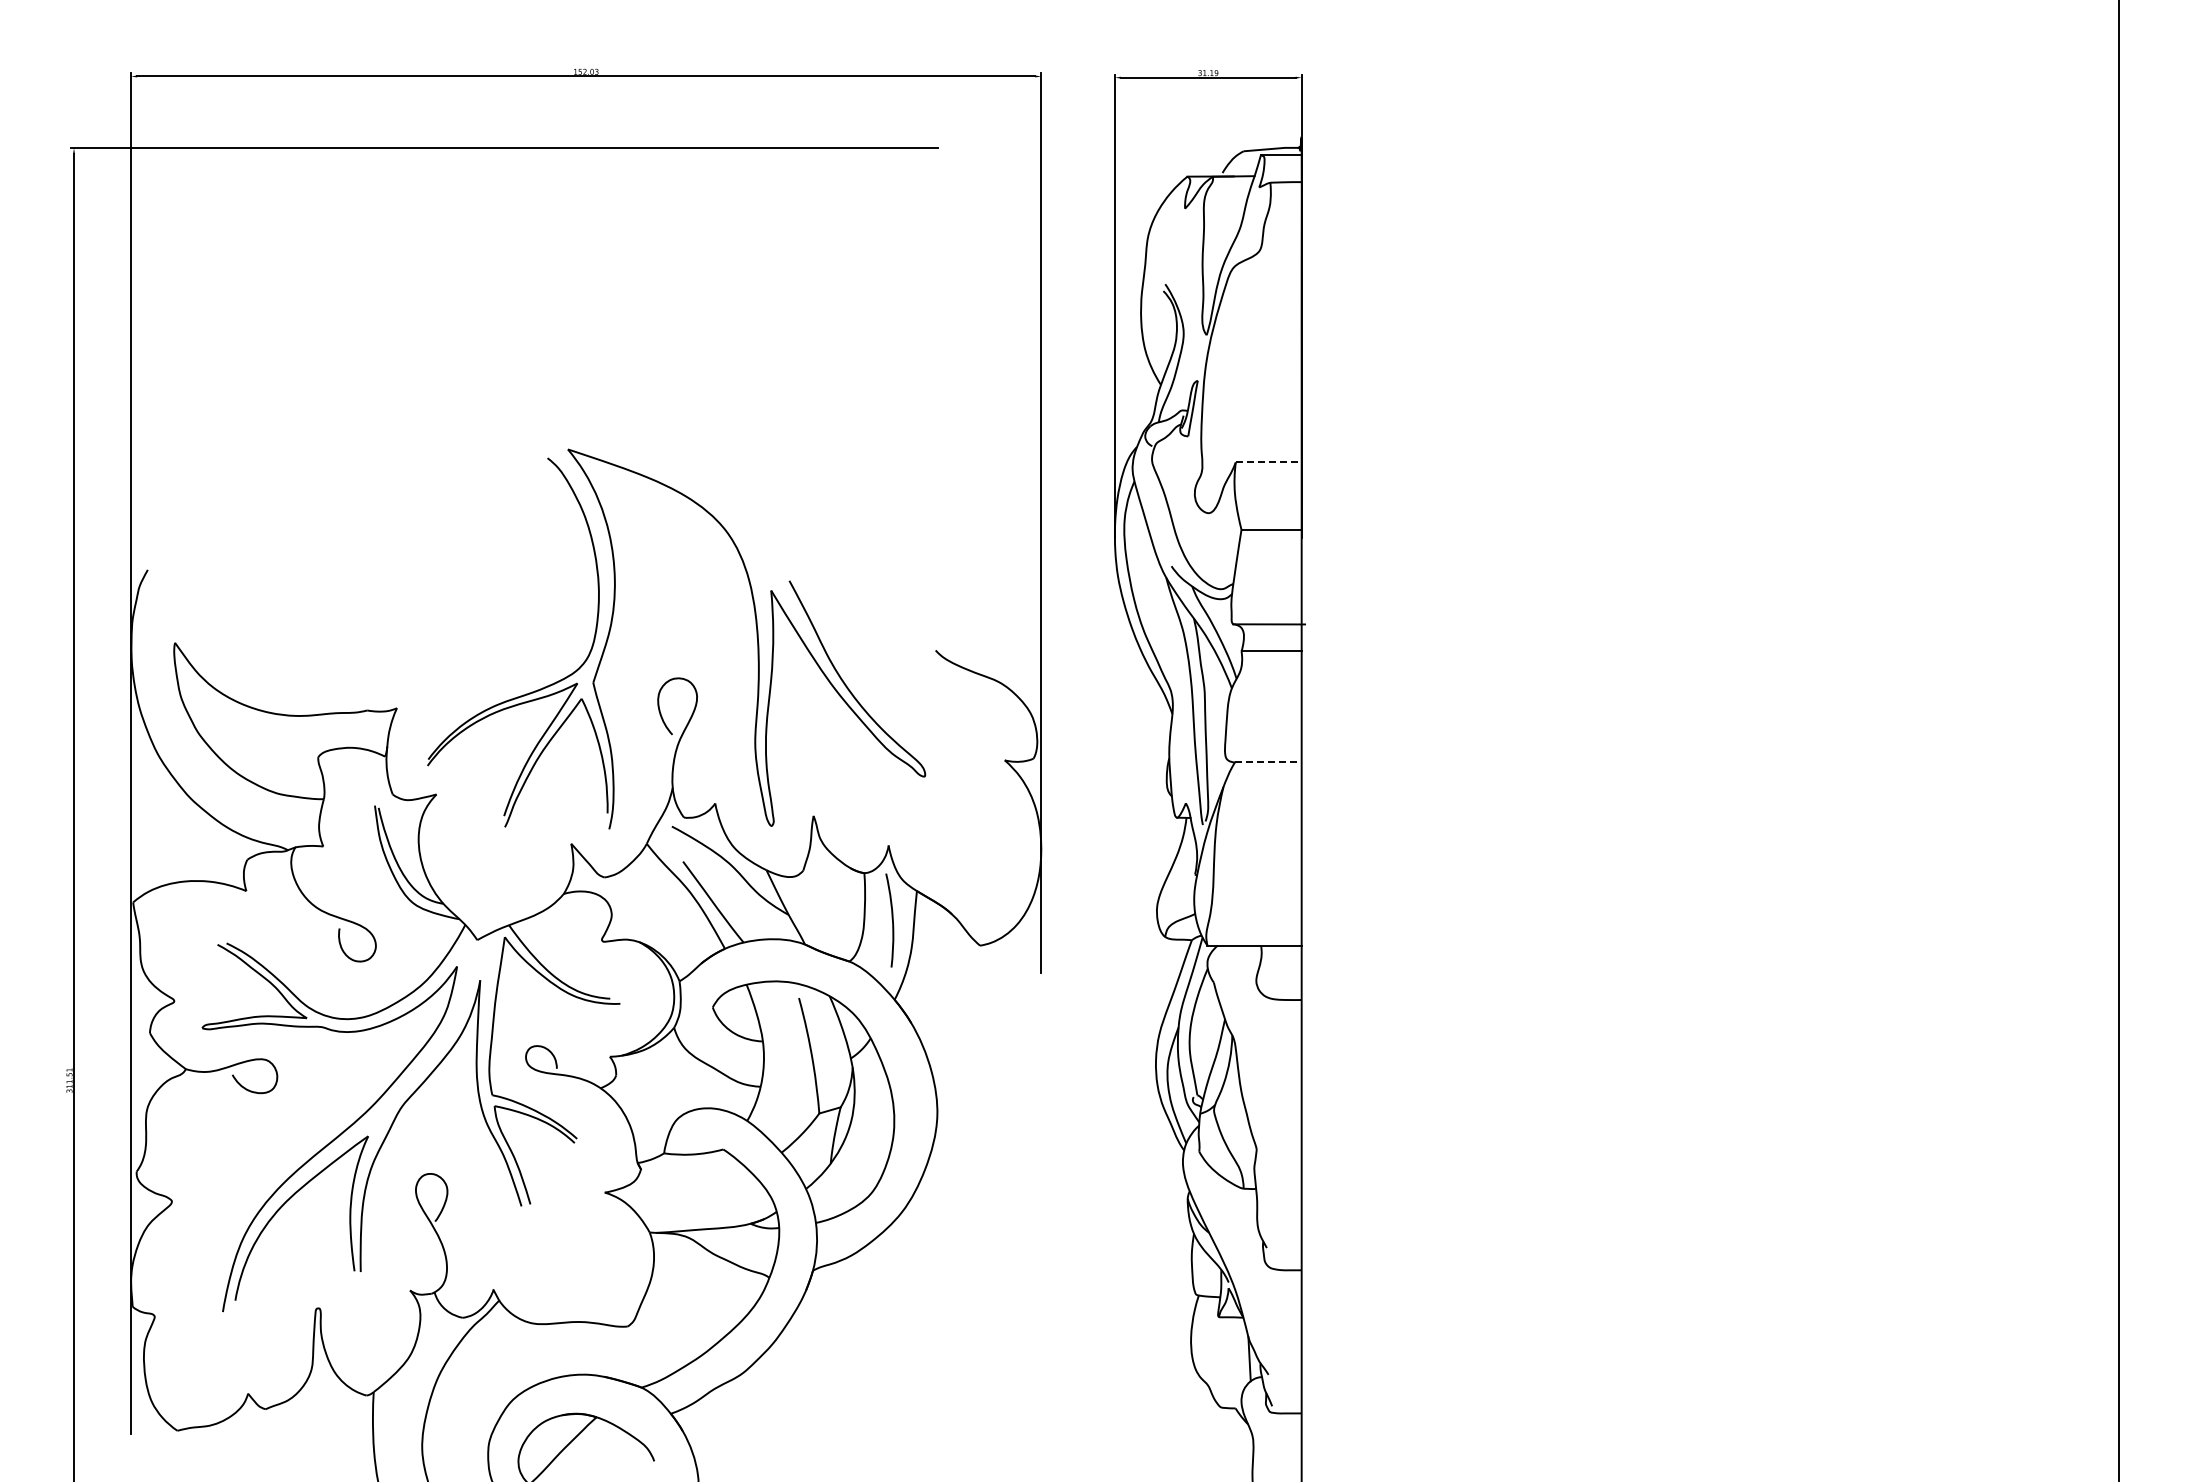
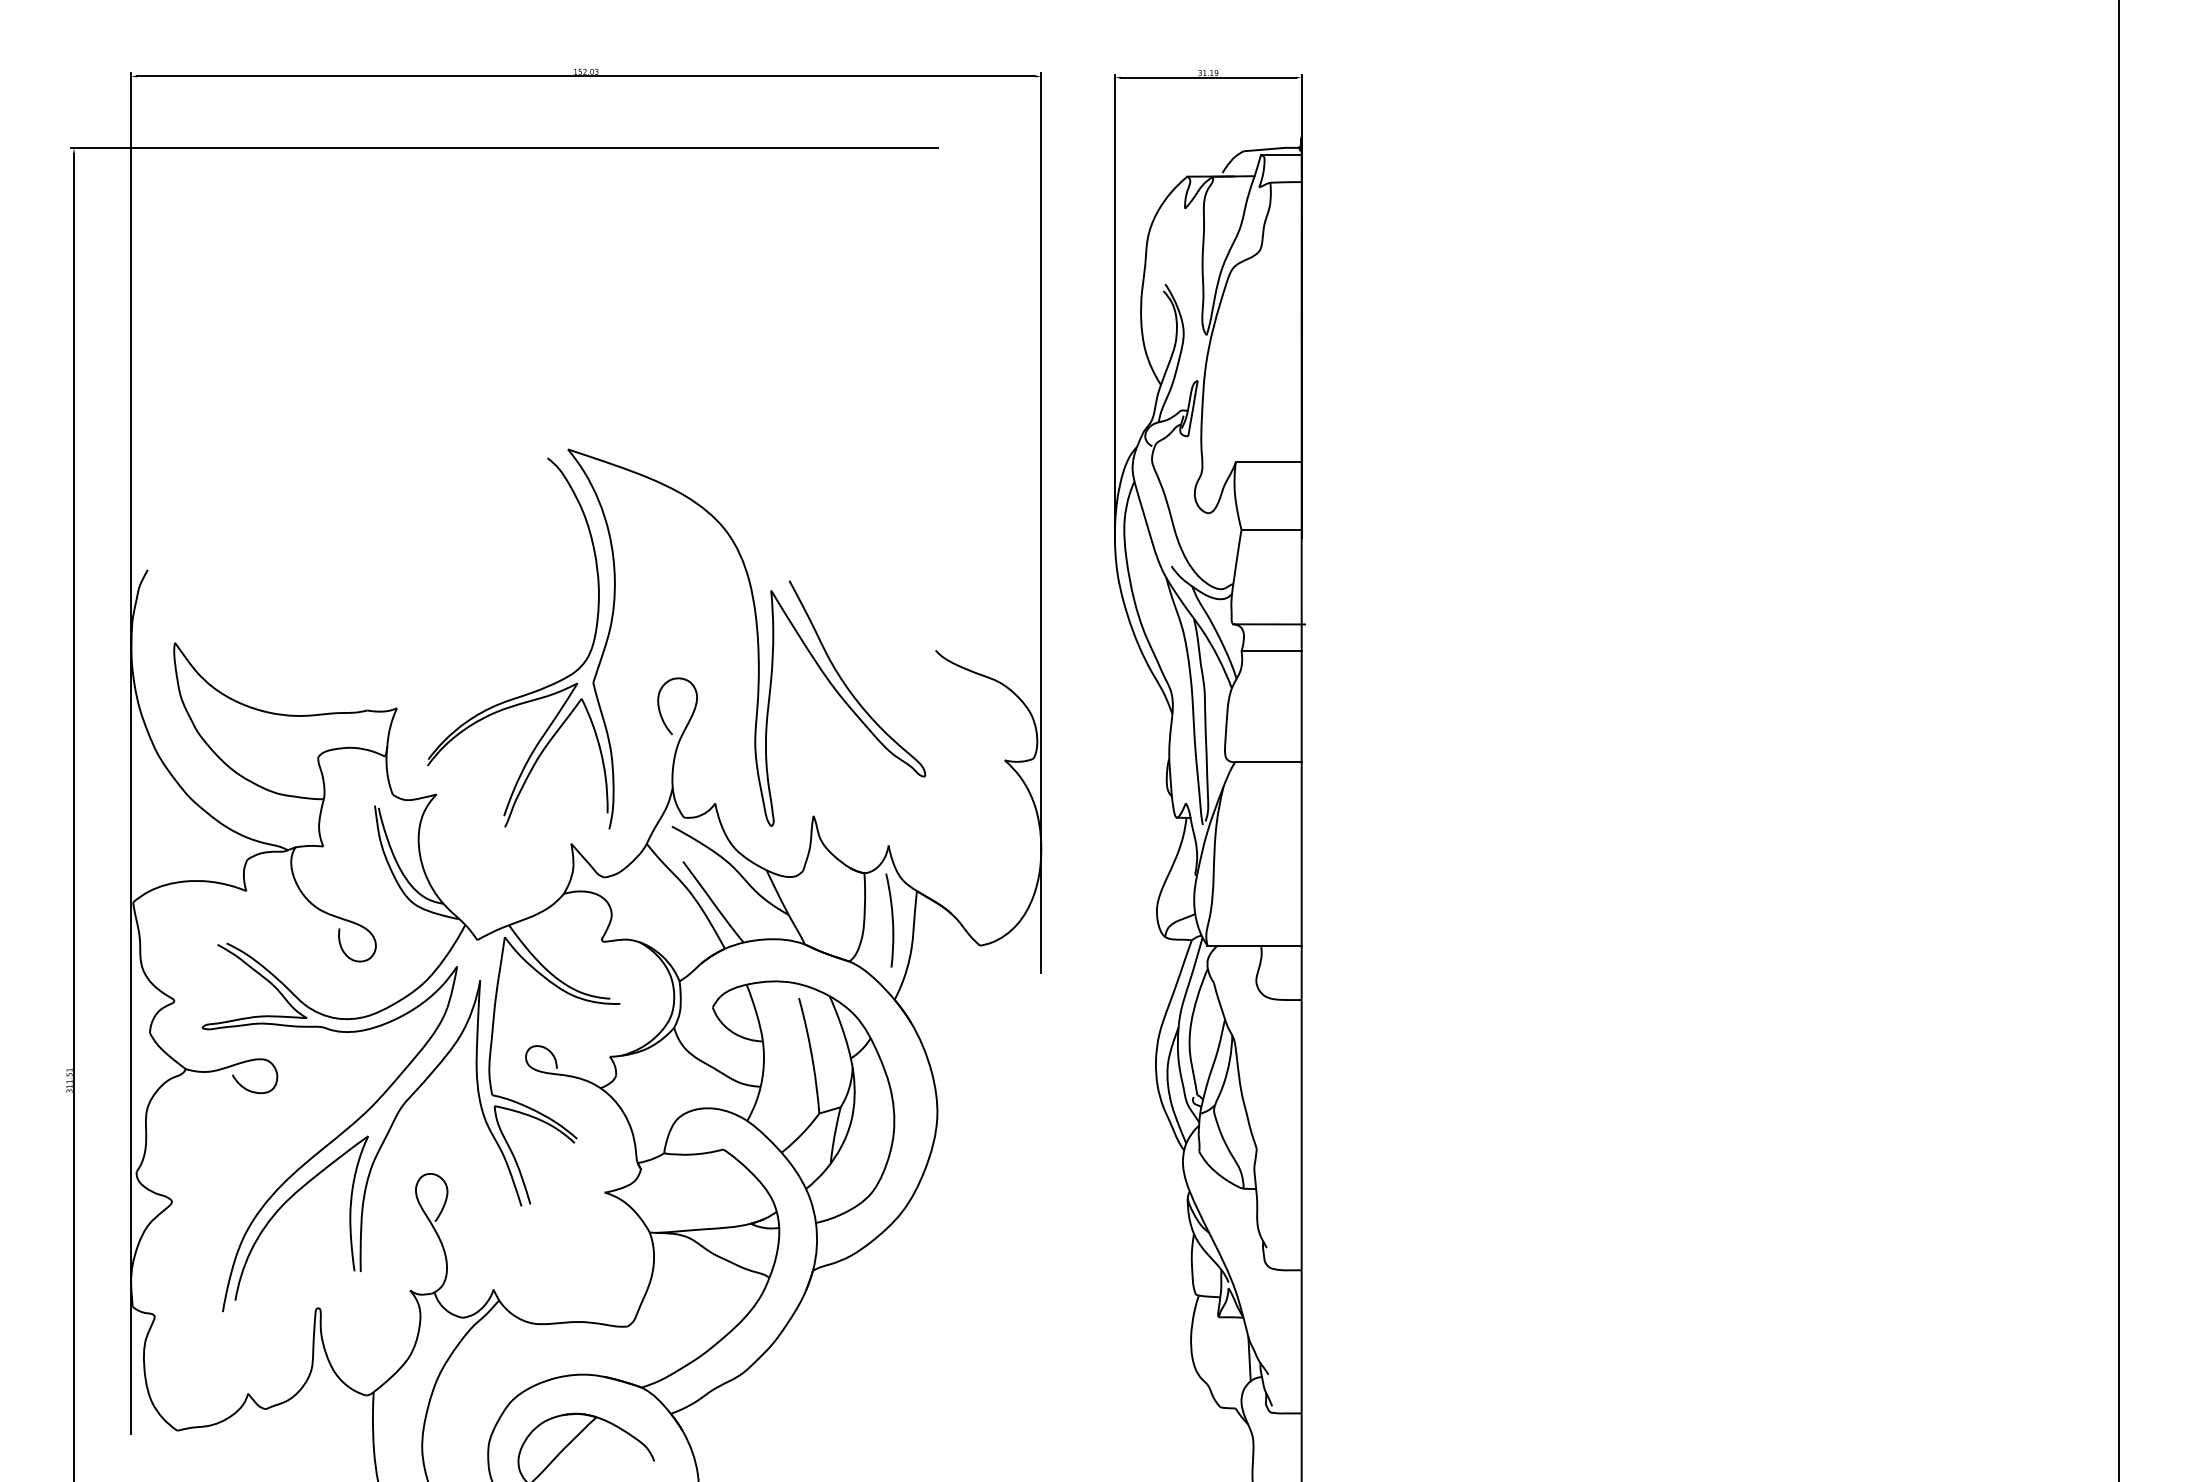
line: dashed -> solid (1268, 462)
line: dashed -> solid (1268, 762)
